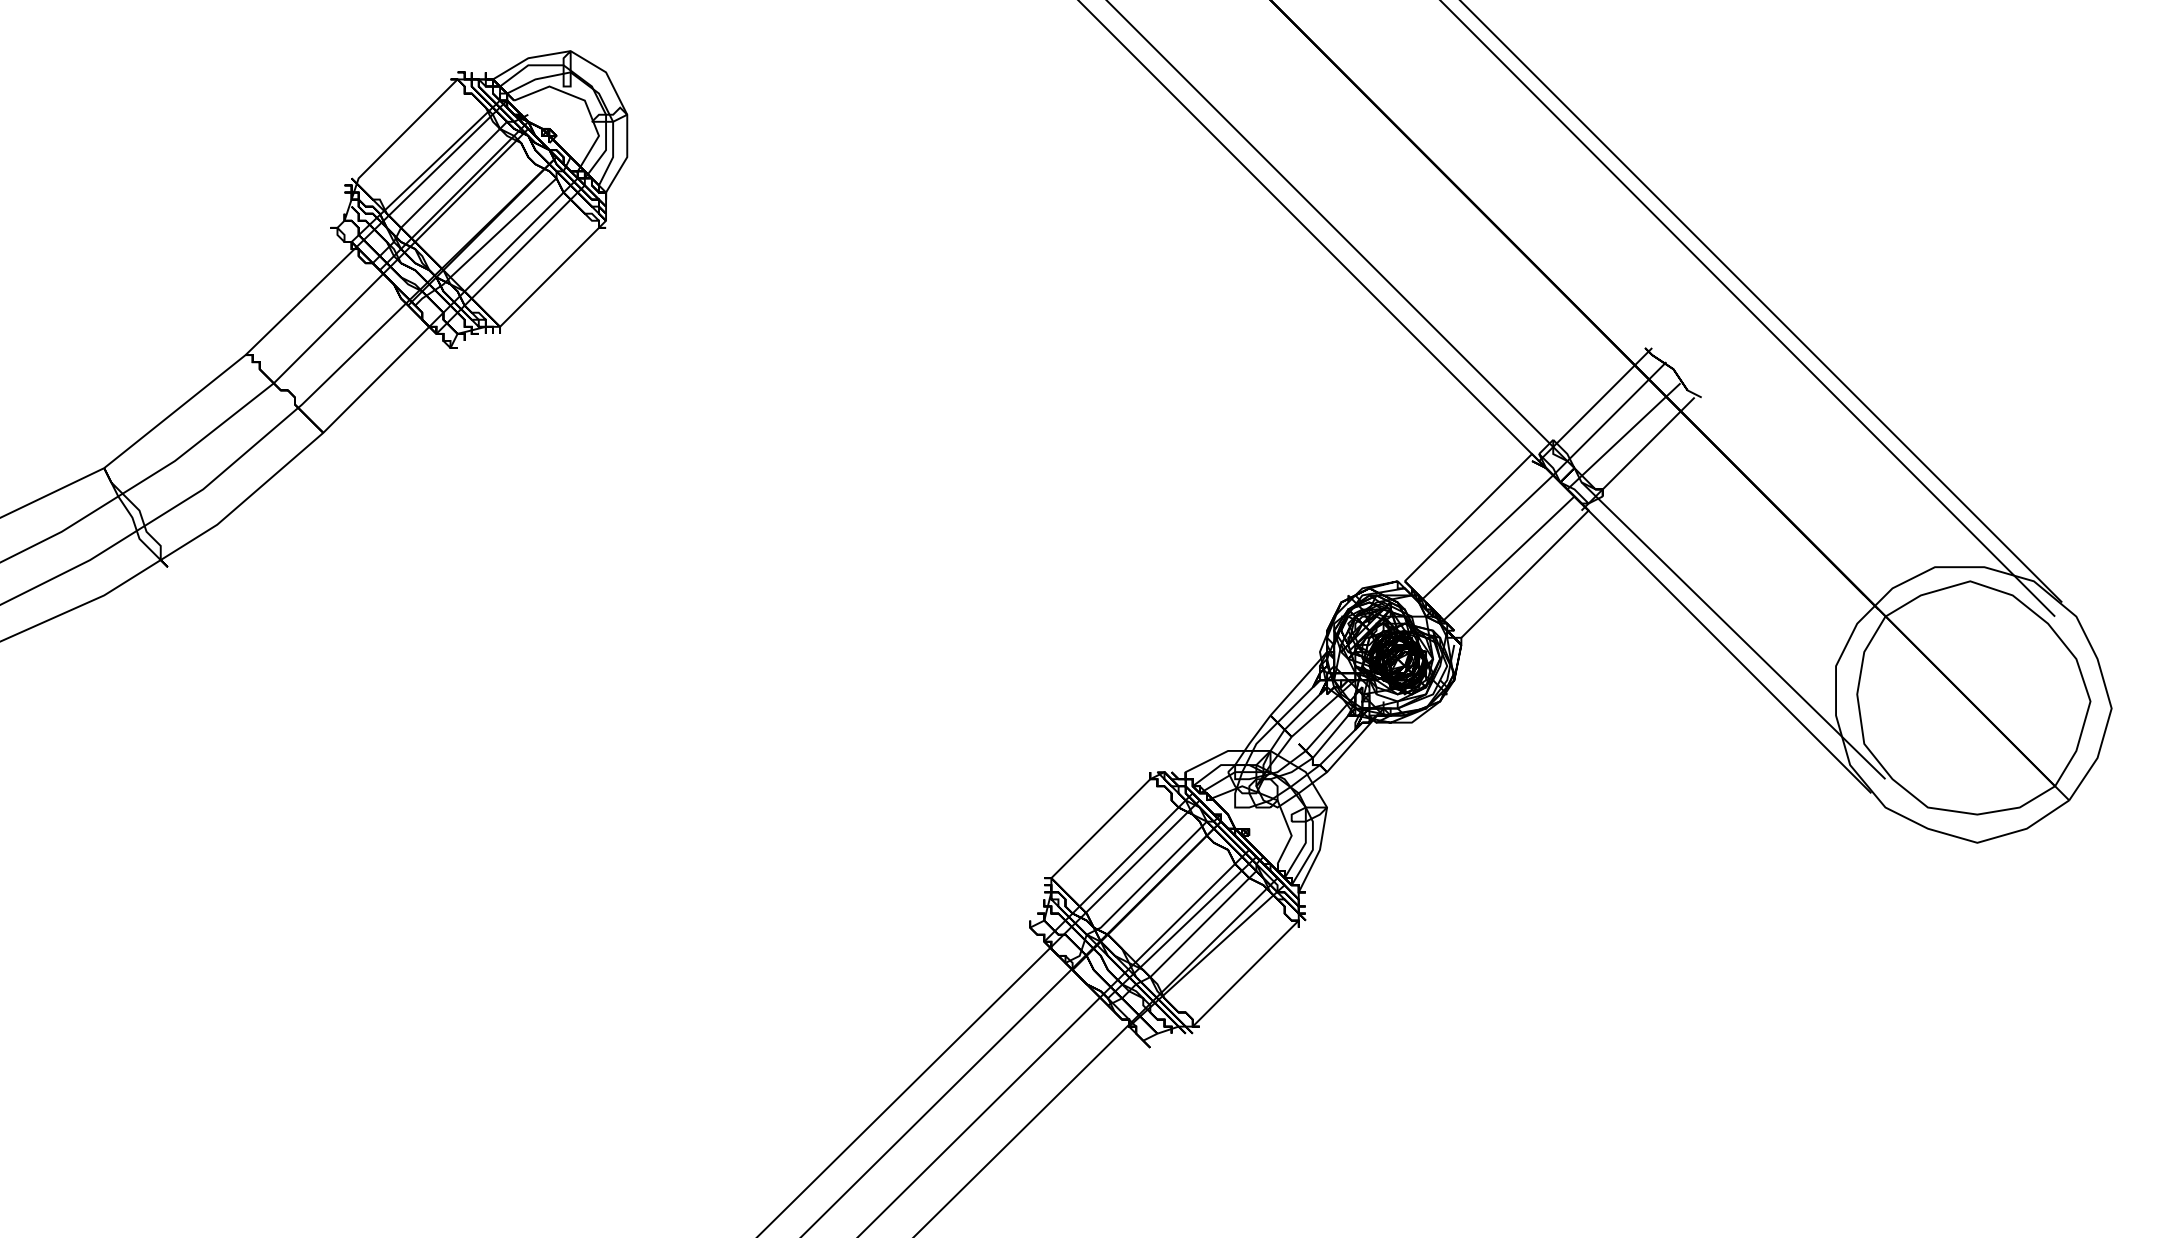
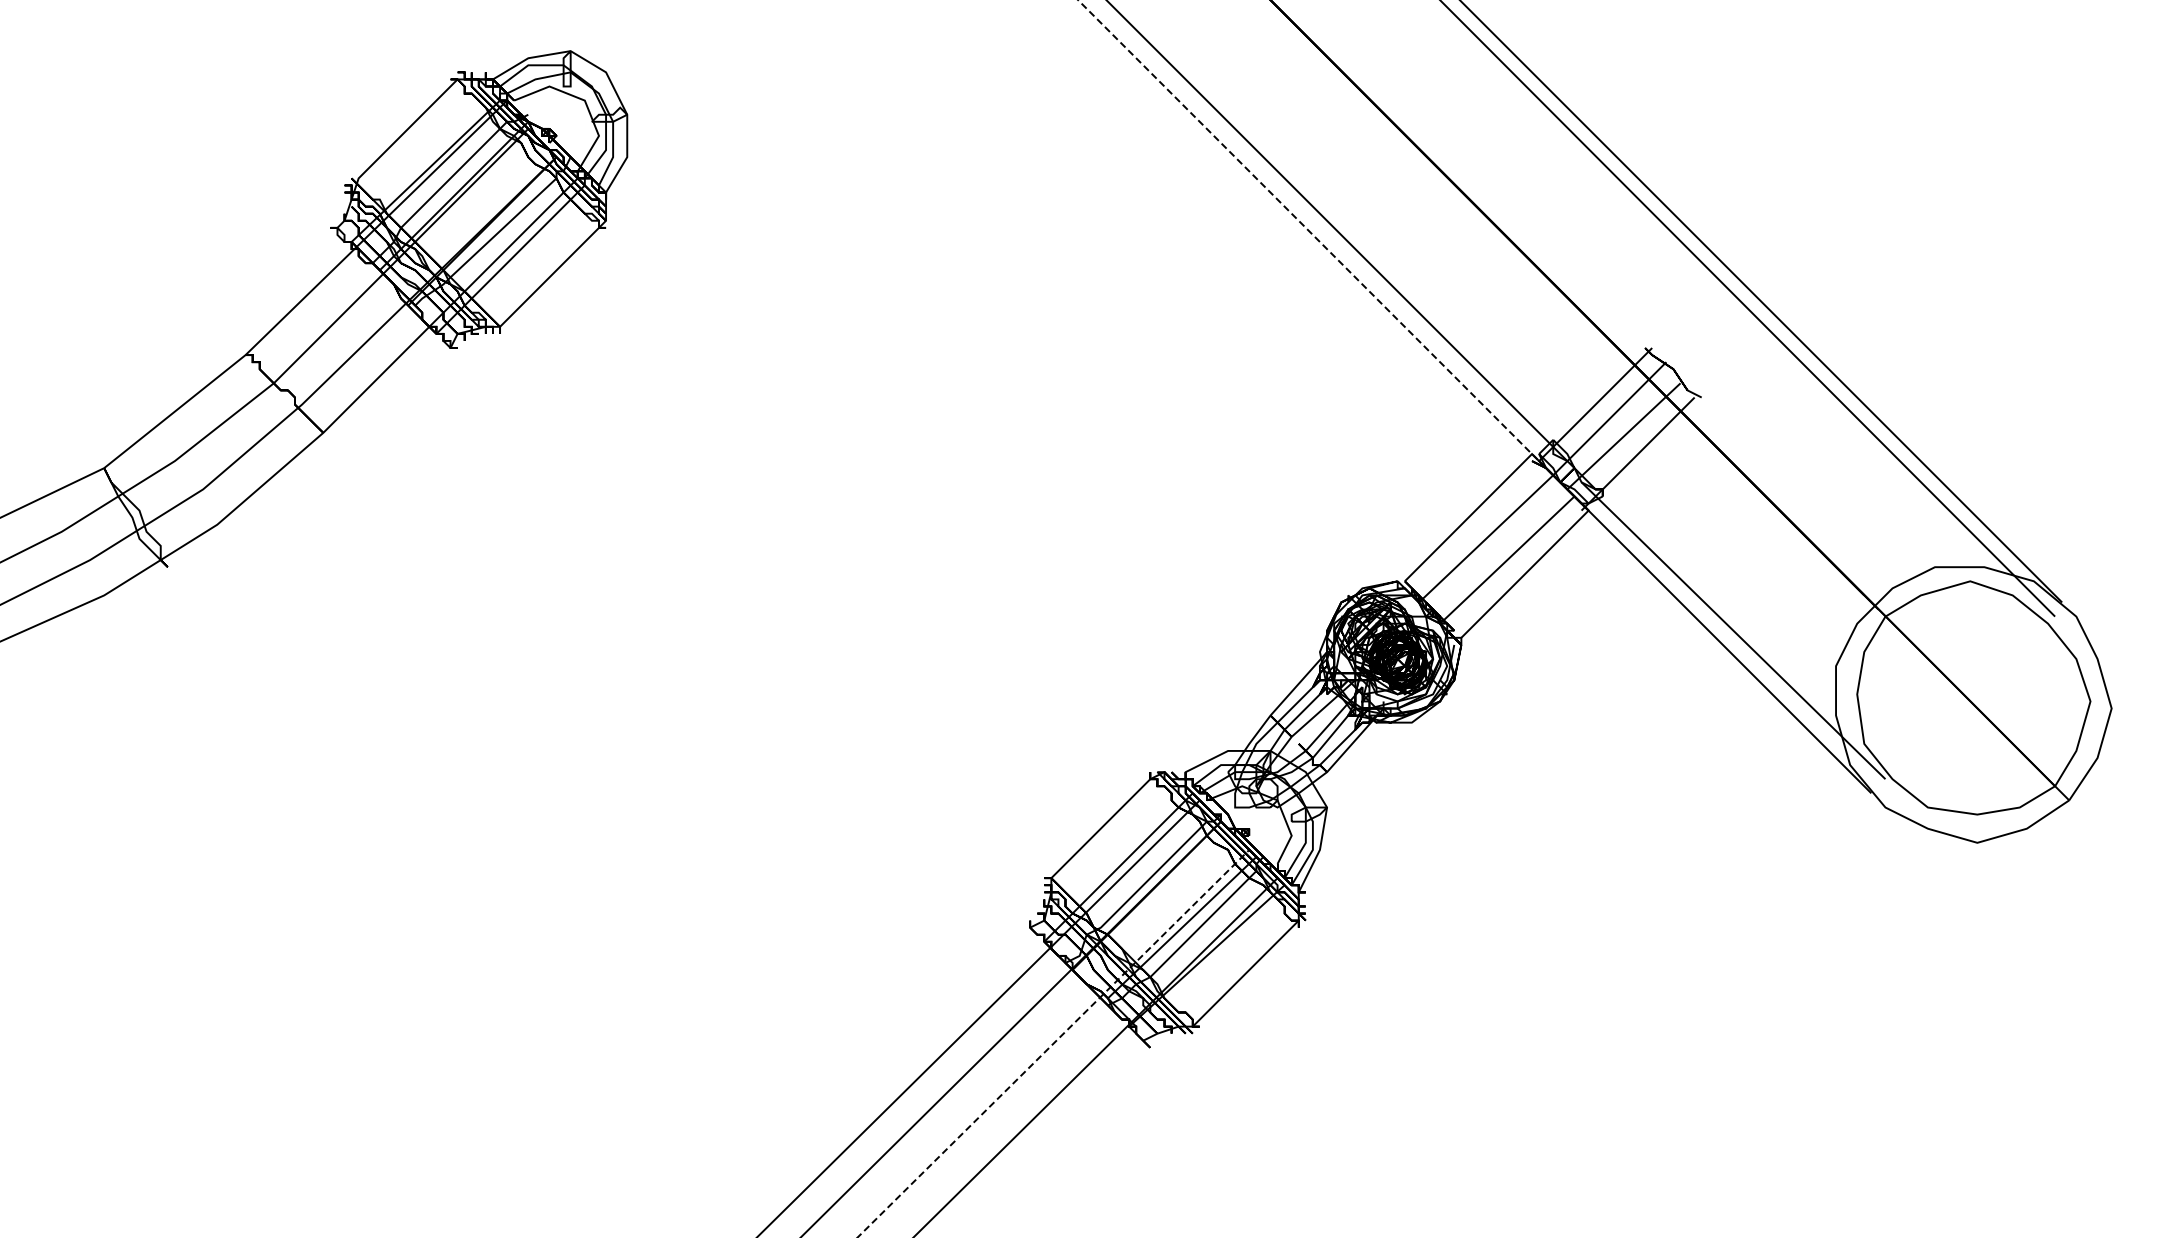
line: solid -> dashed (1315, 237)
line: solid -> dashed (1053, 1043)
